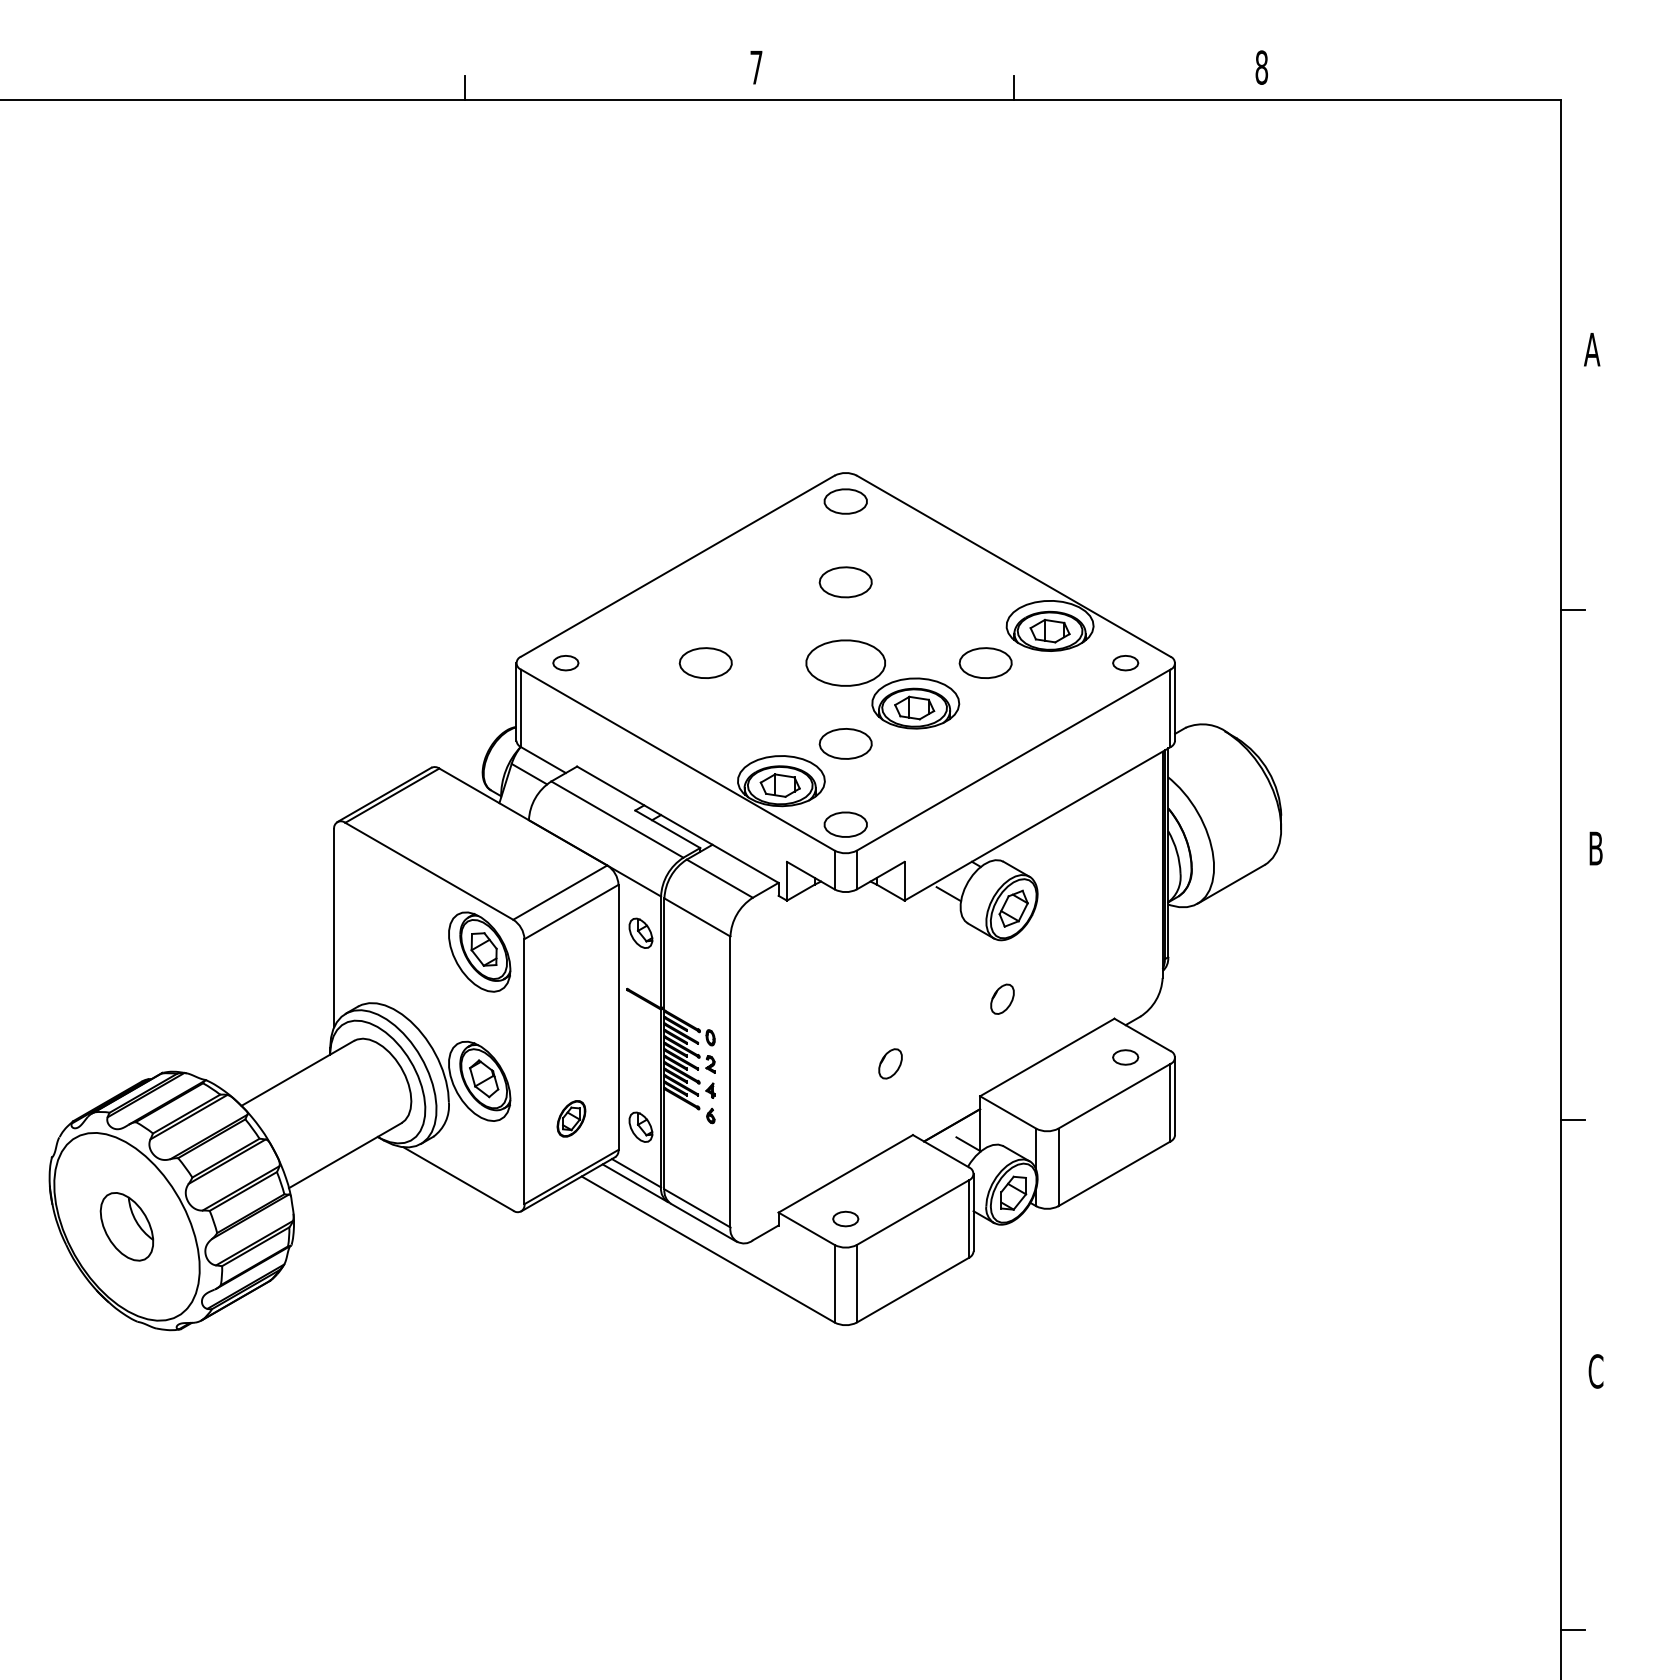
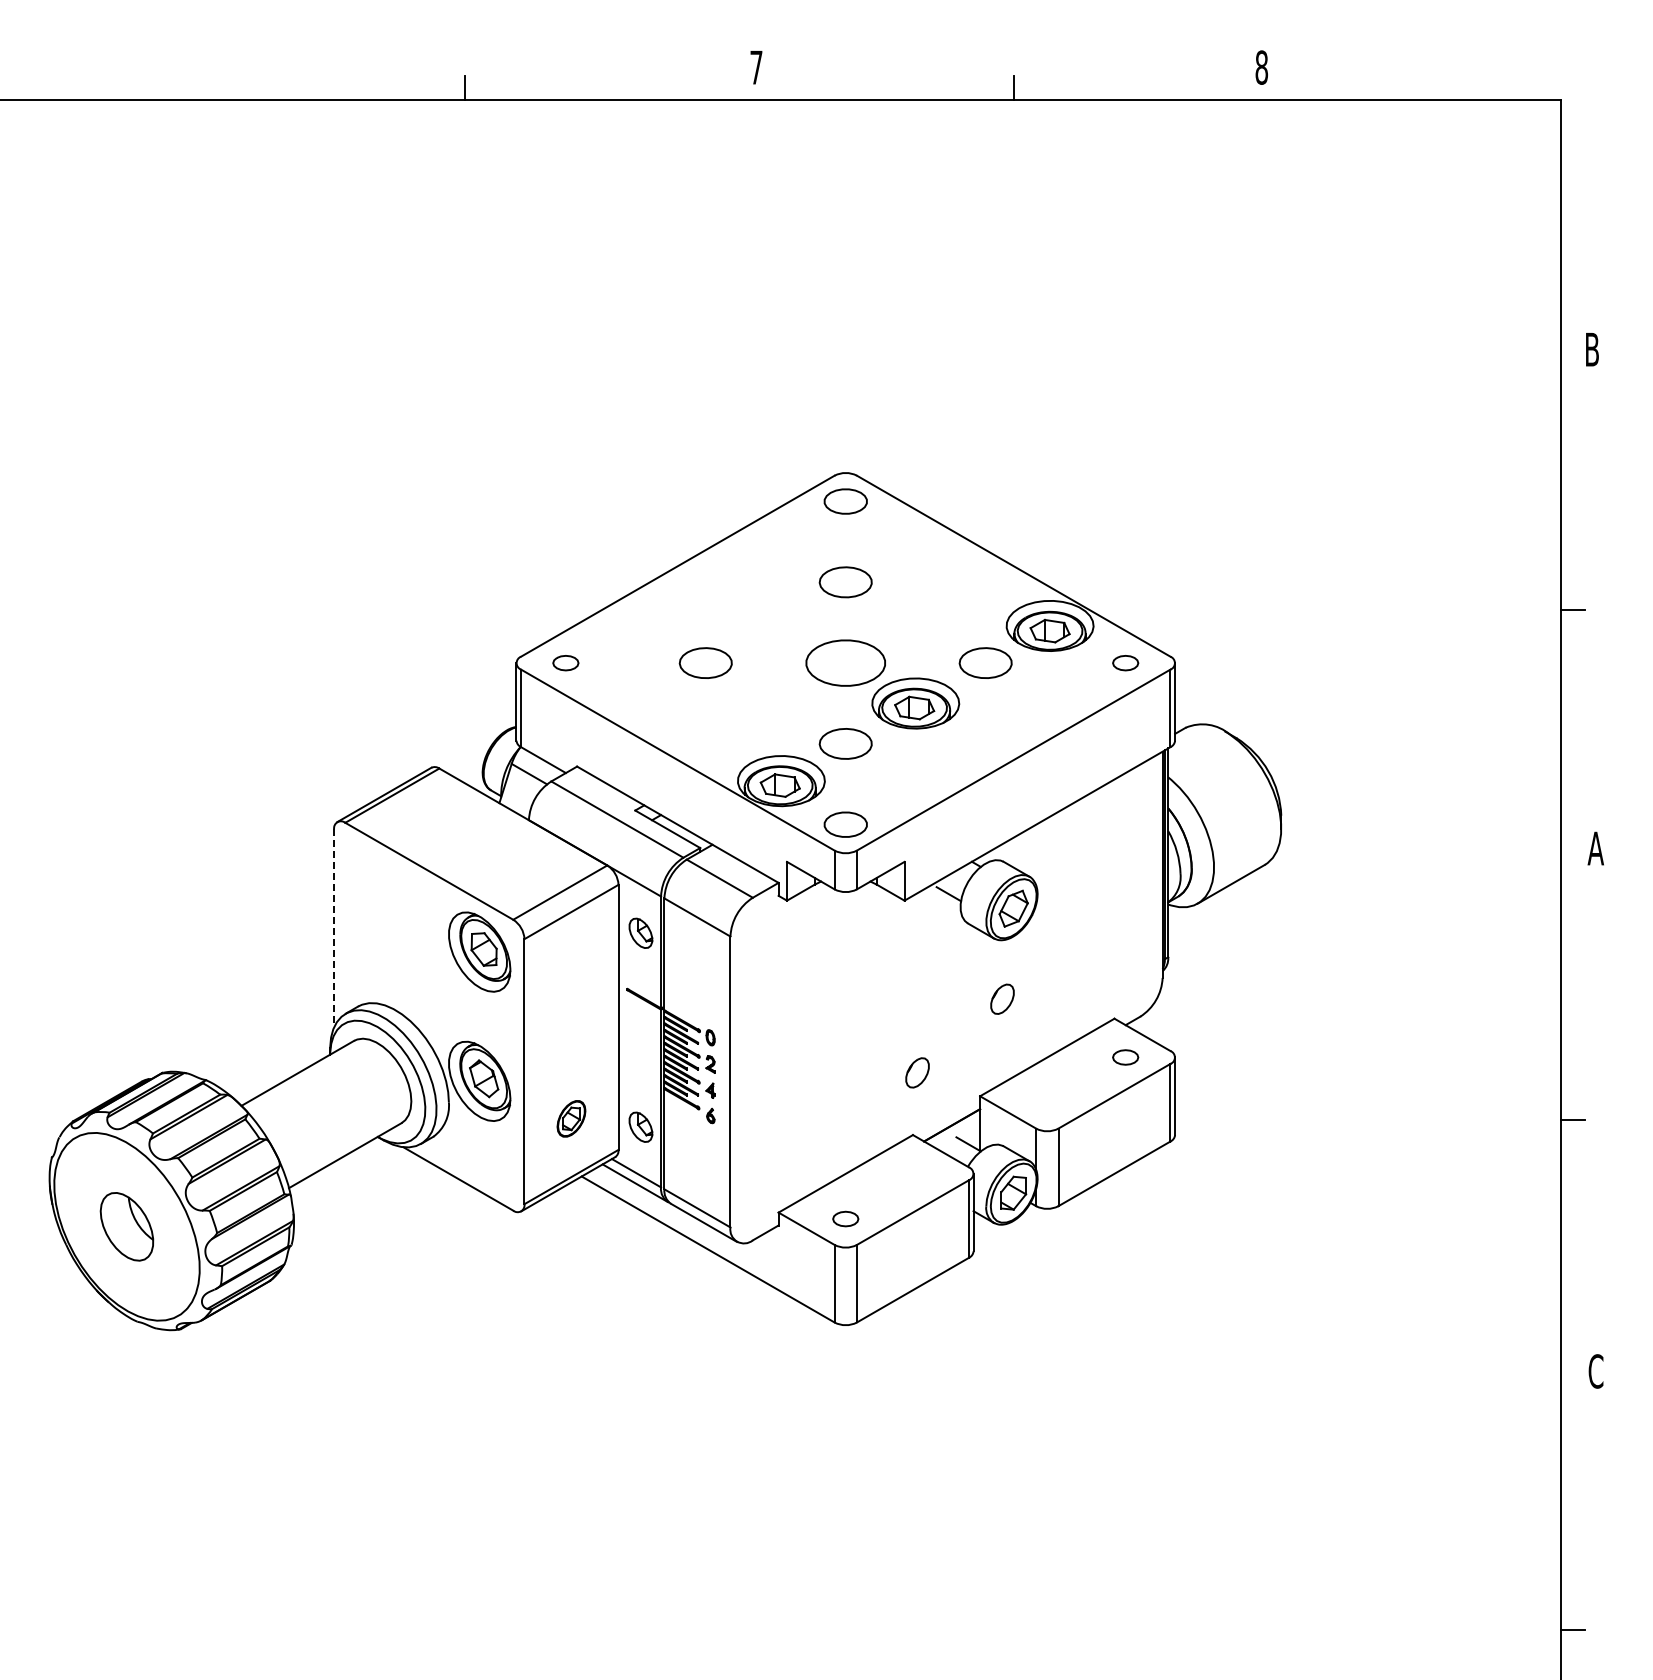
text: A -> B (1592, 349)
text: B -> A (1595, 848)
line: solid -> dashed (334, 928)
part position: (890, 1063) -> (917, 1072) (917, 1072)
